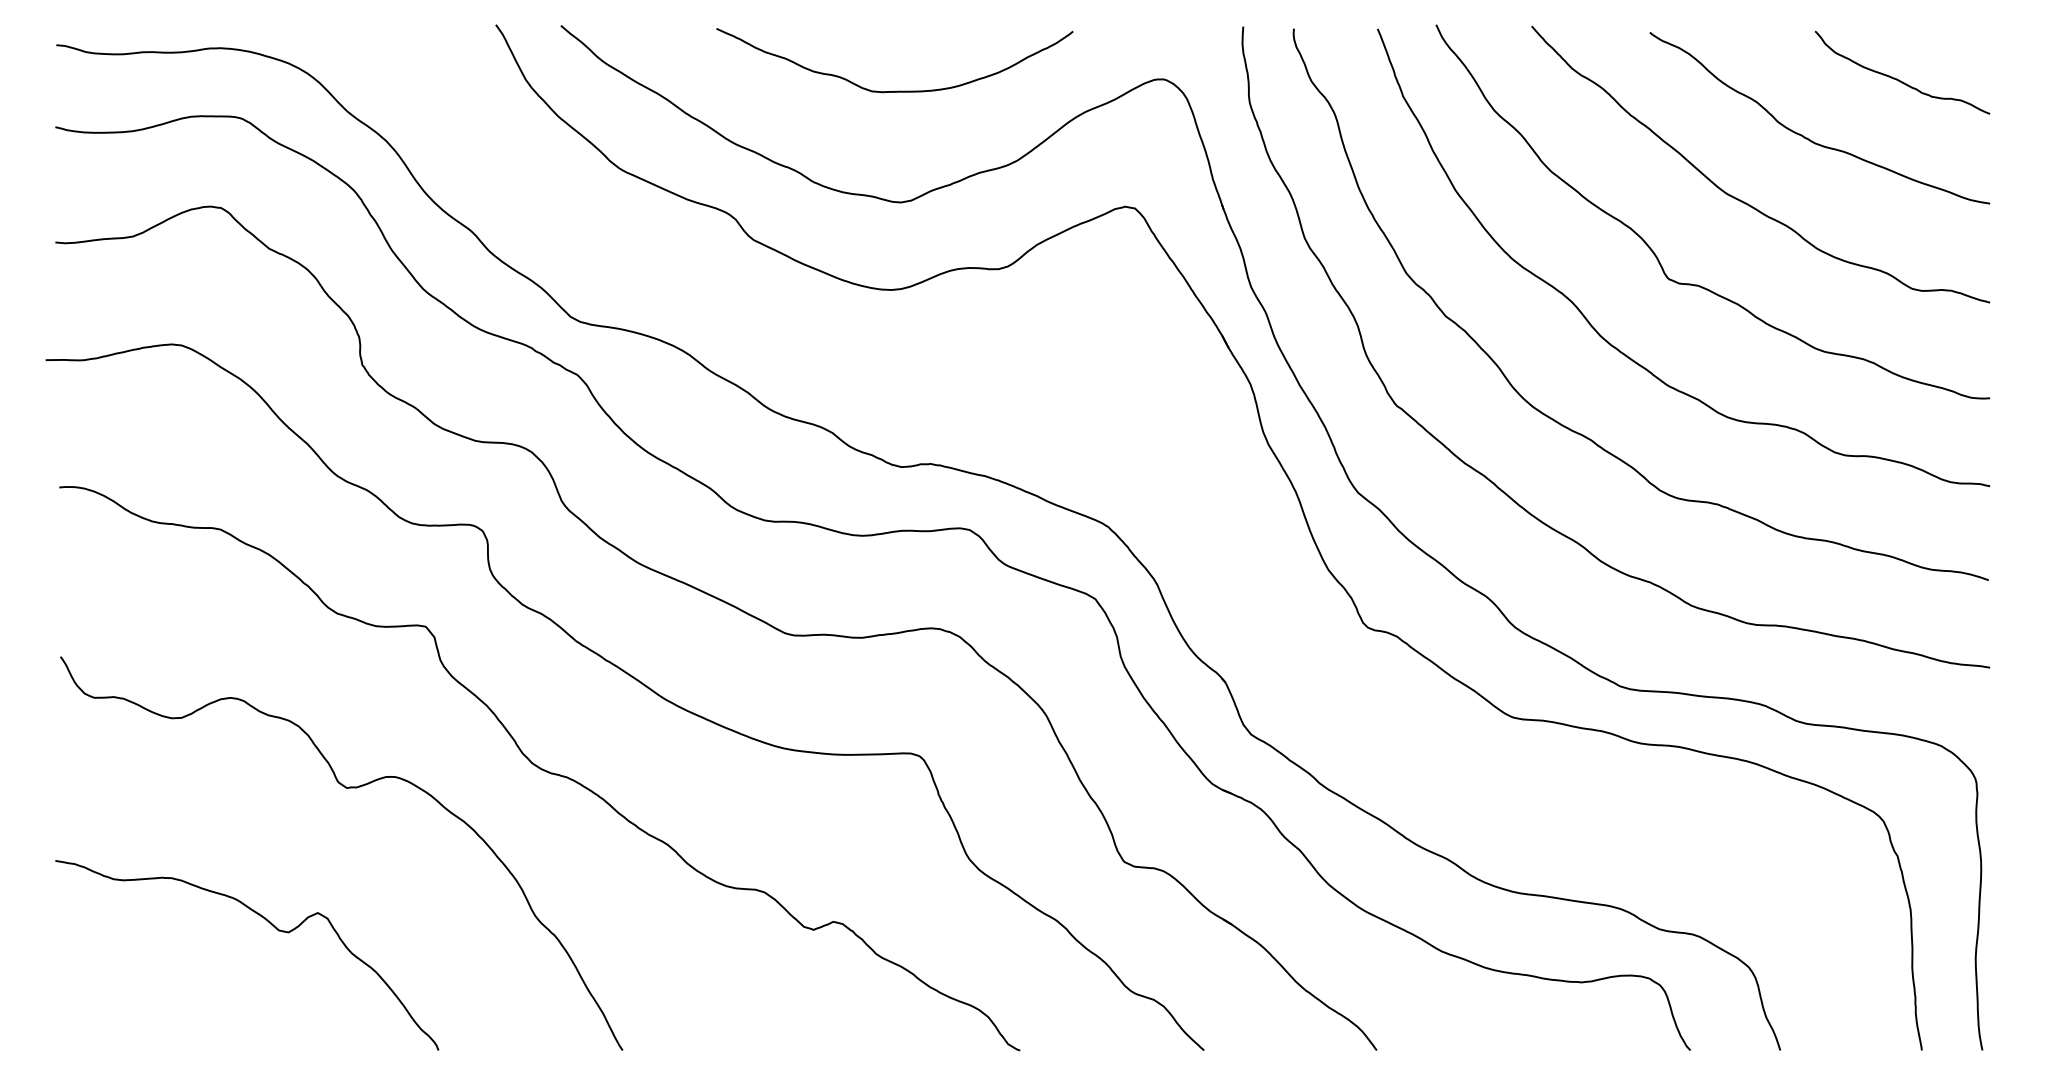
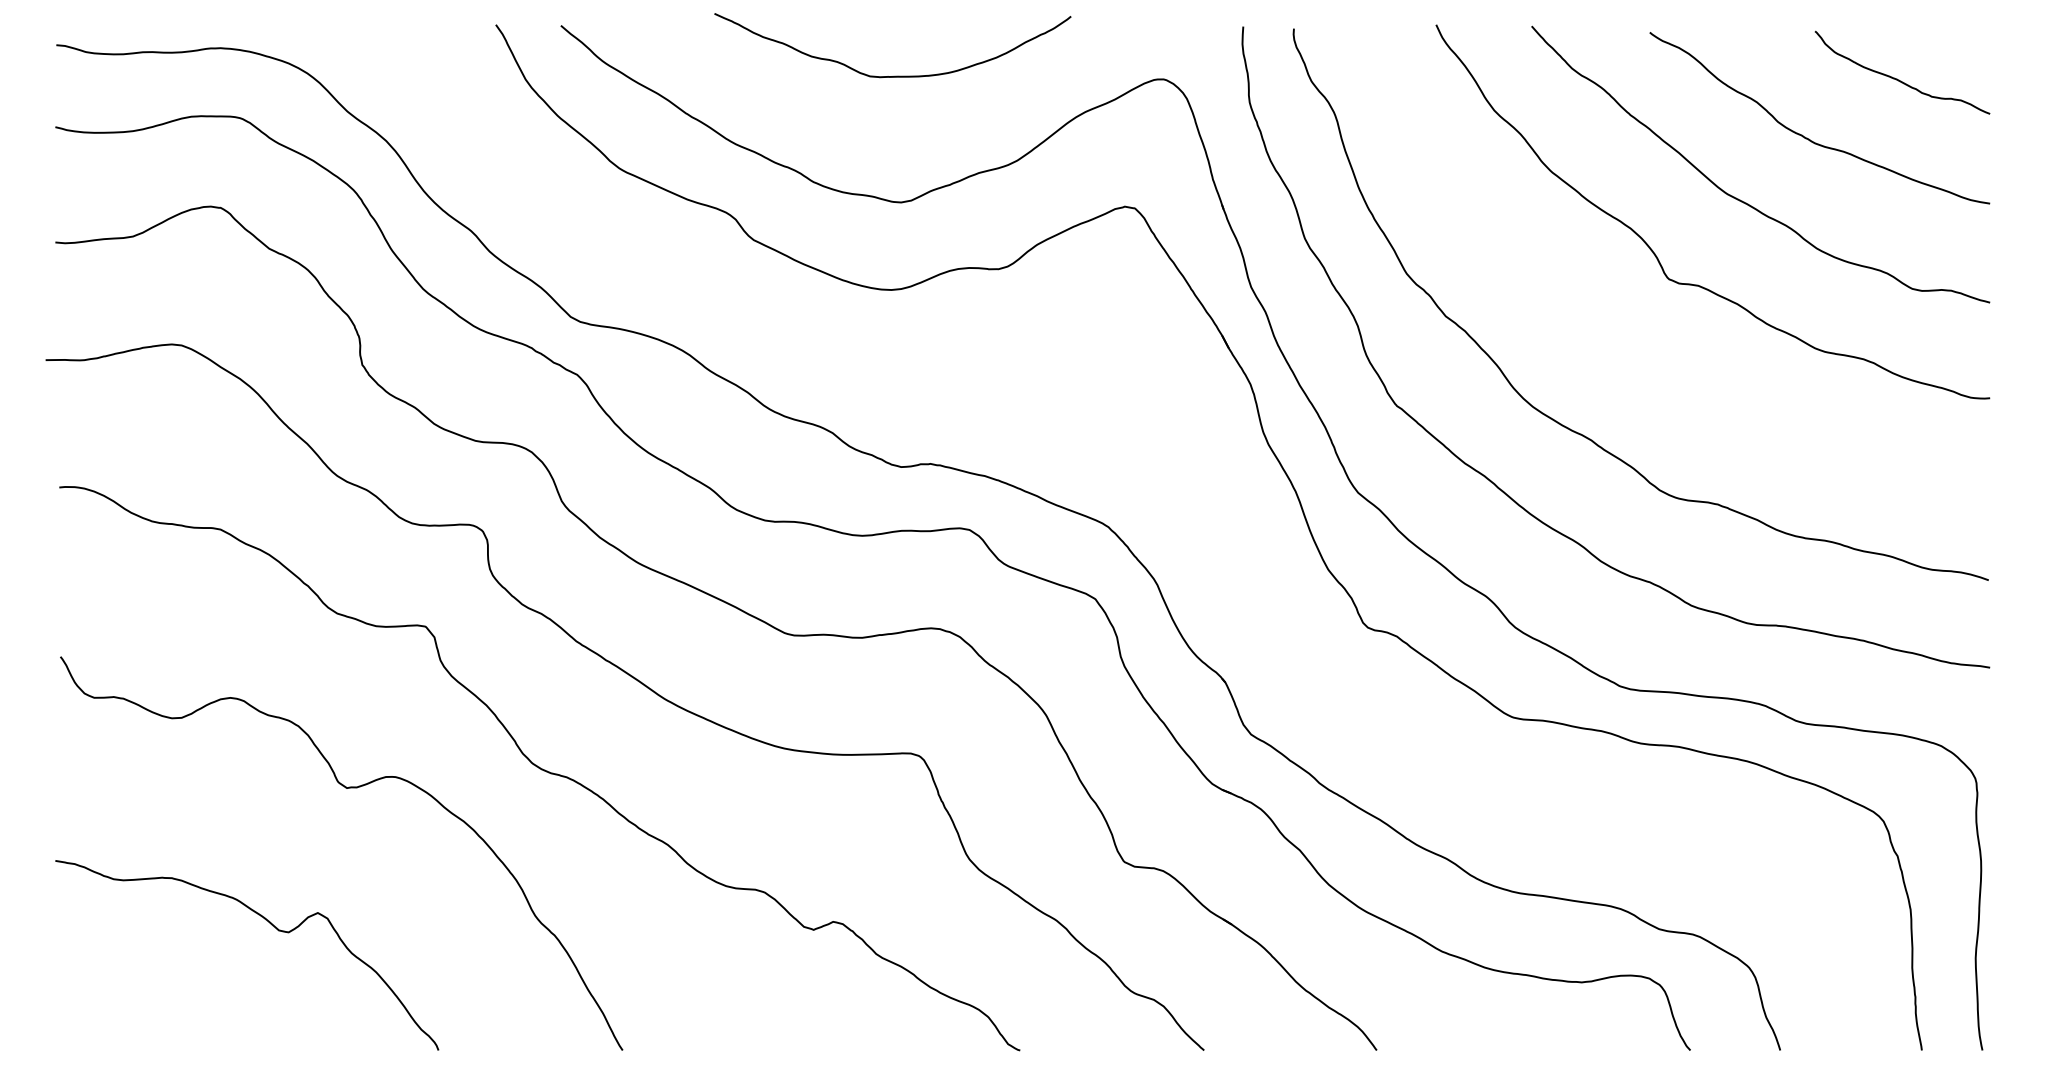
curve position: (896, 90) -> (894, 75) (894, 75)
curve: present -> none (1615, 346)
